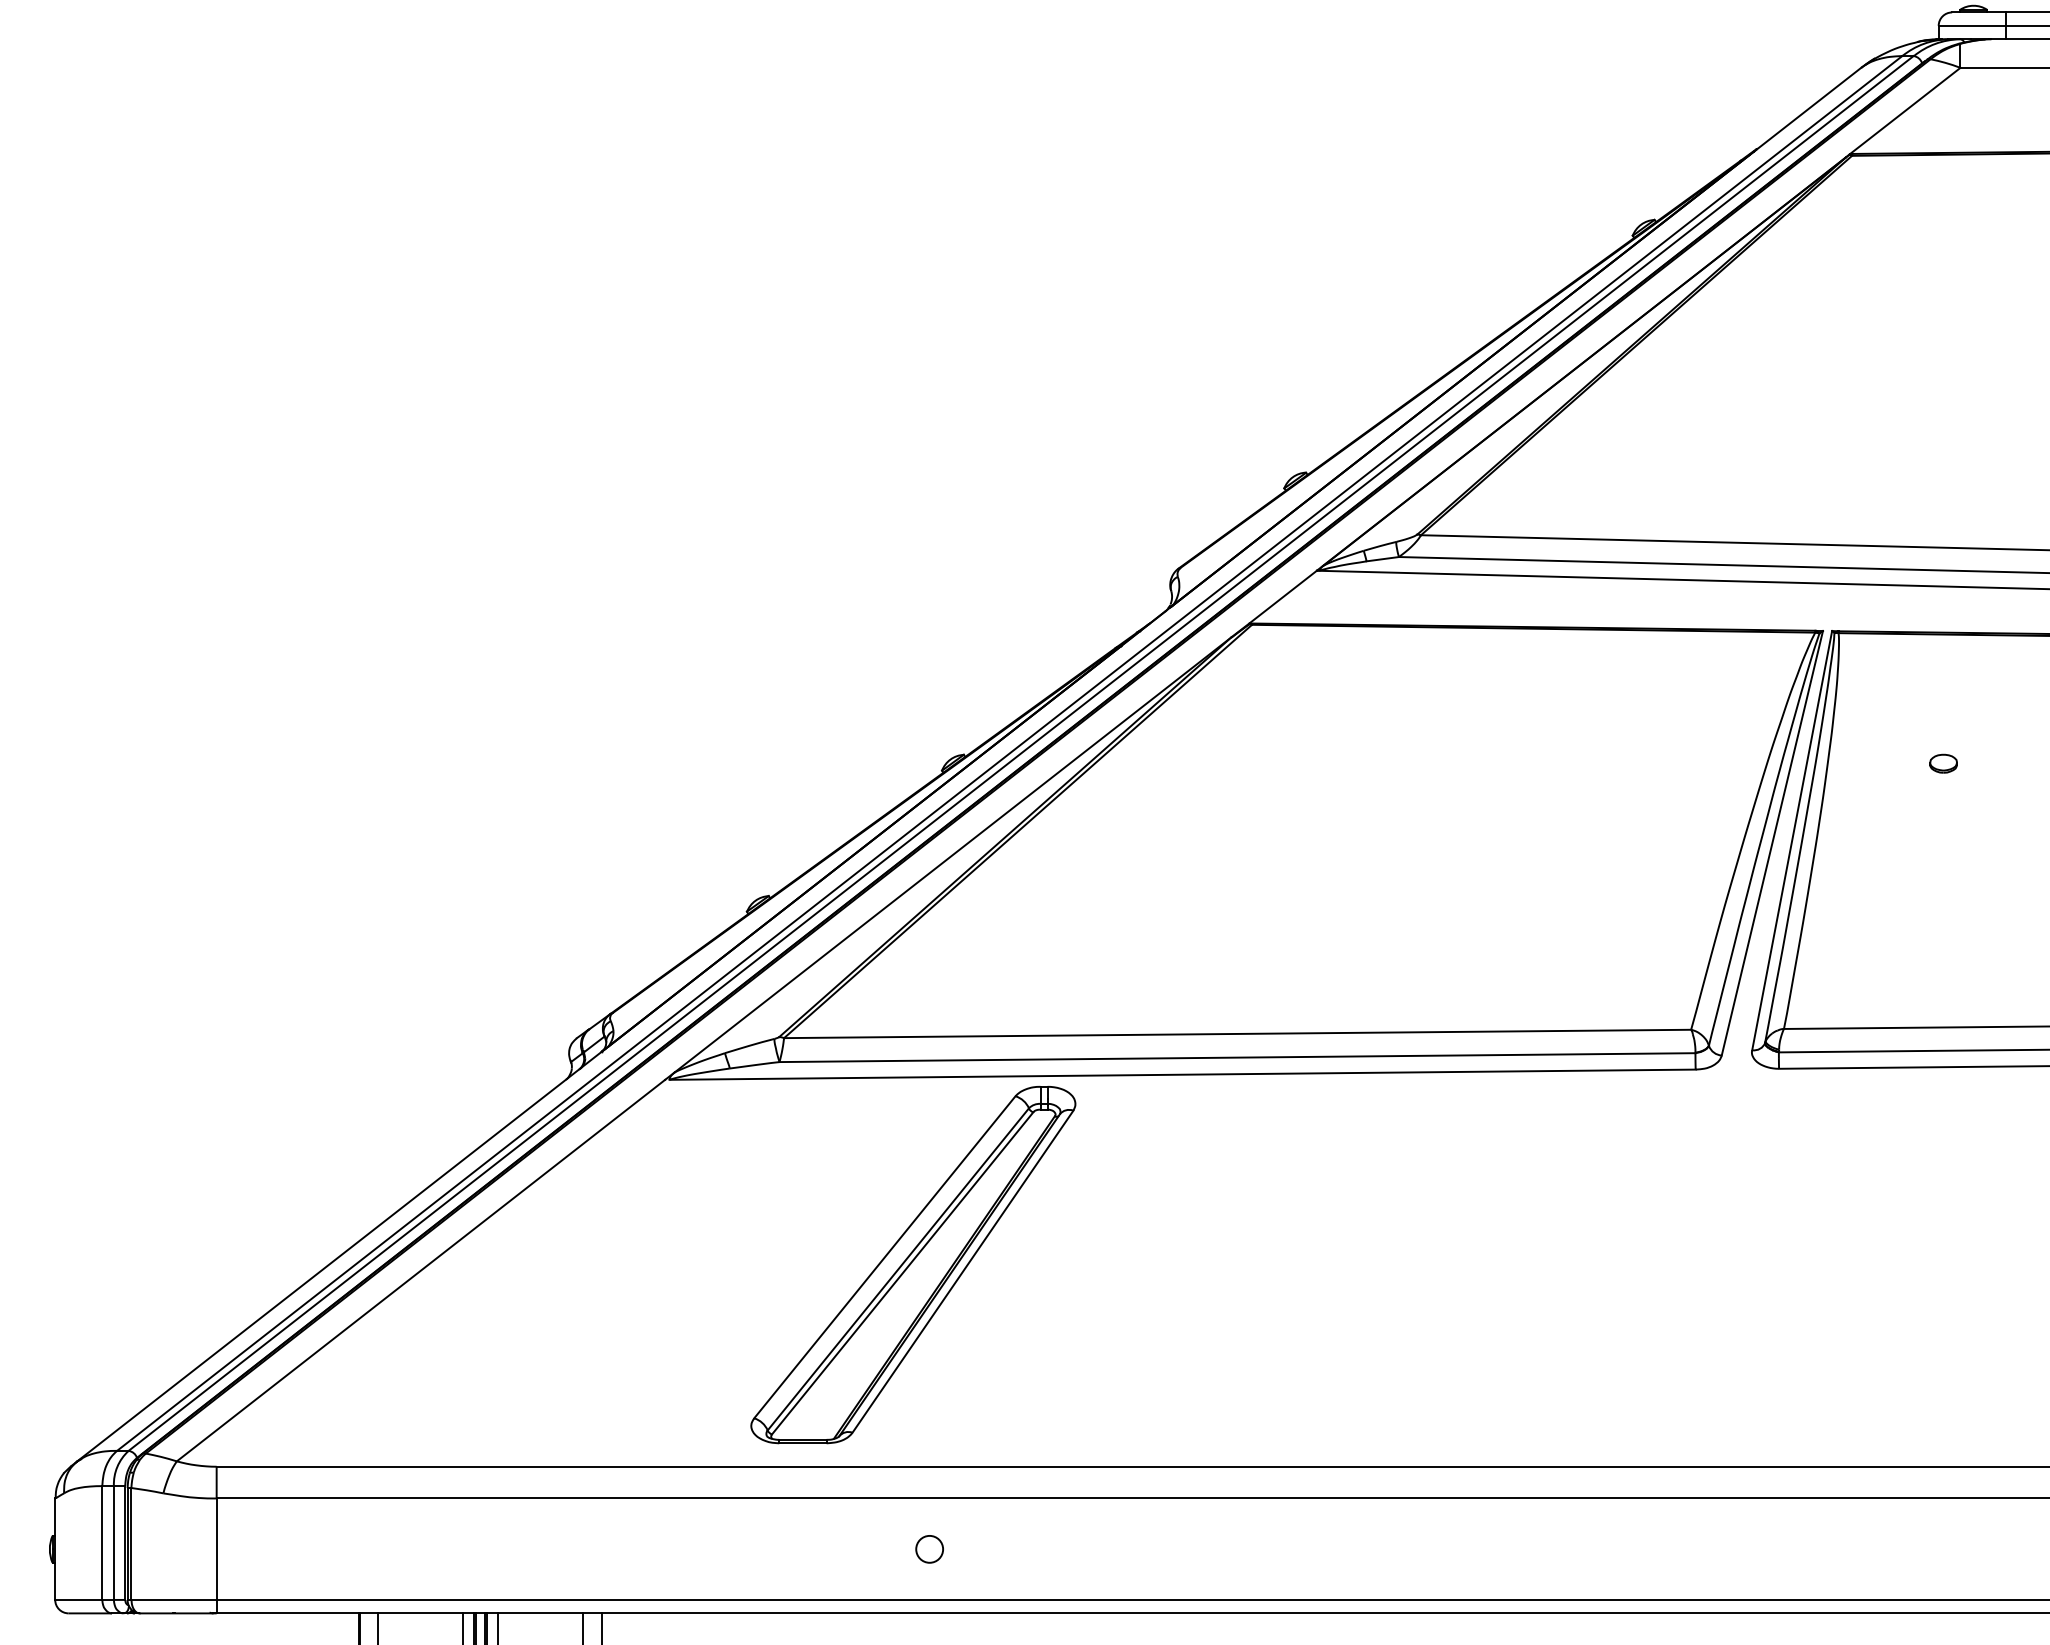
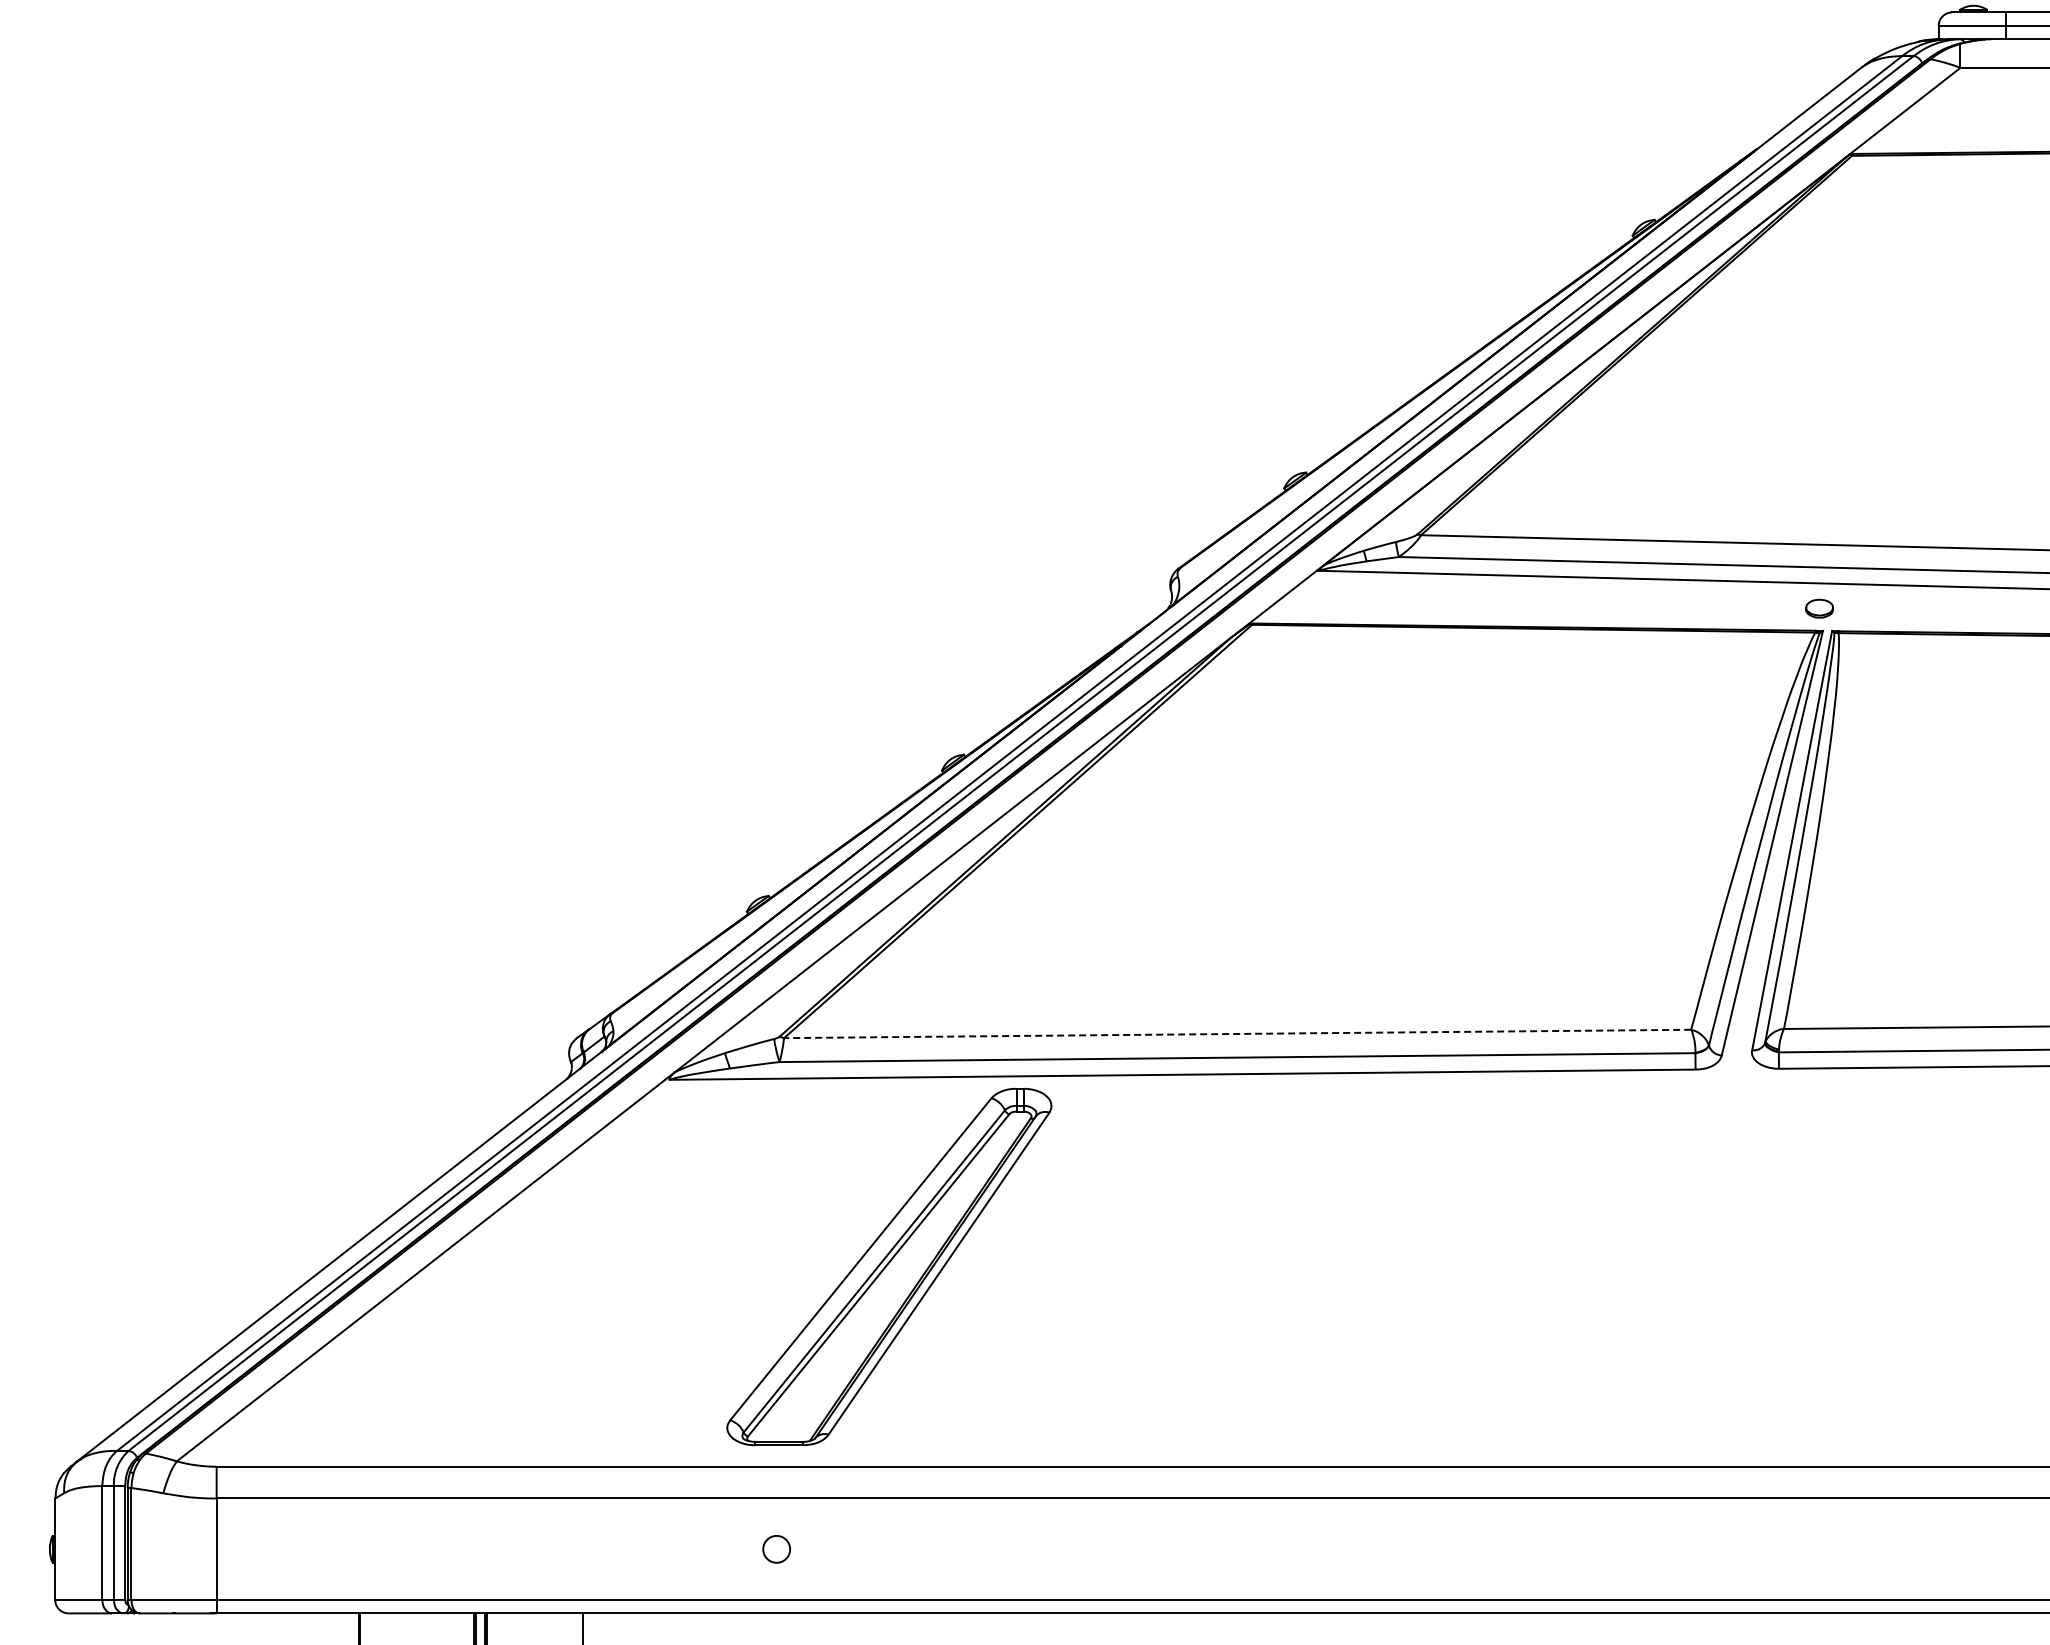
part position: (1943, 763) -> (1819, 608) (1819, 608)
line: solid -> dashed (1237, 1033)
part position: (913, 1265) -> (889, 1267) (889, 1267)
circle position: (929, 1549) -> (776, 1549) (776, 1549)
line: present -> none (378, 1627)
line: present -> none (463, 1627)
line: present -> none (497, 1627)
line: present -> none (601, 1627)
